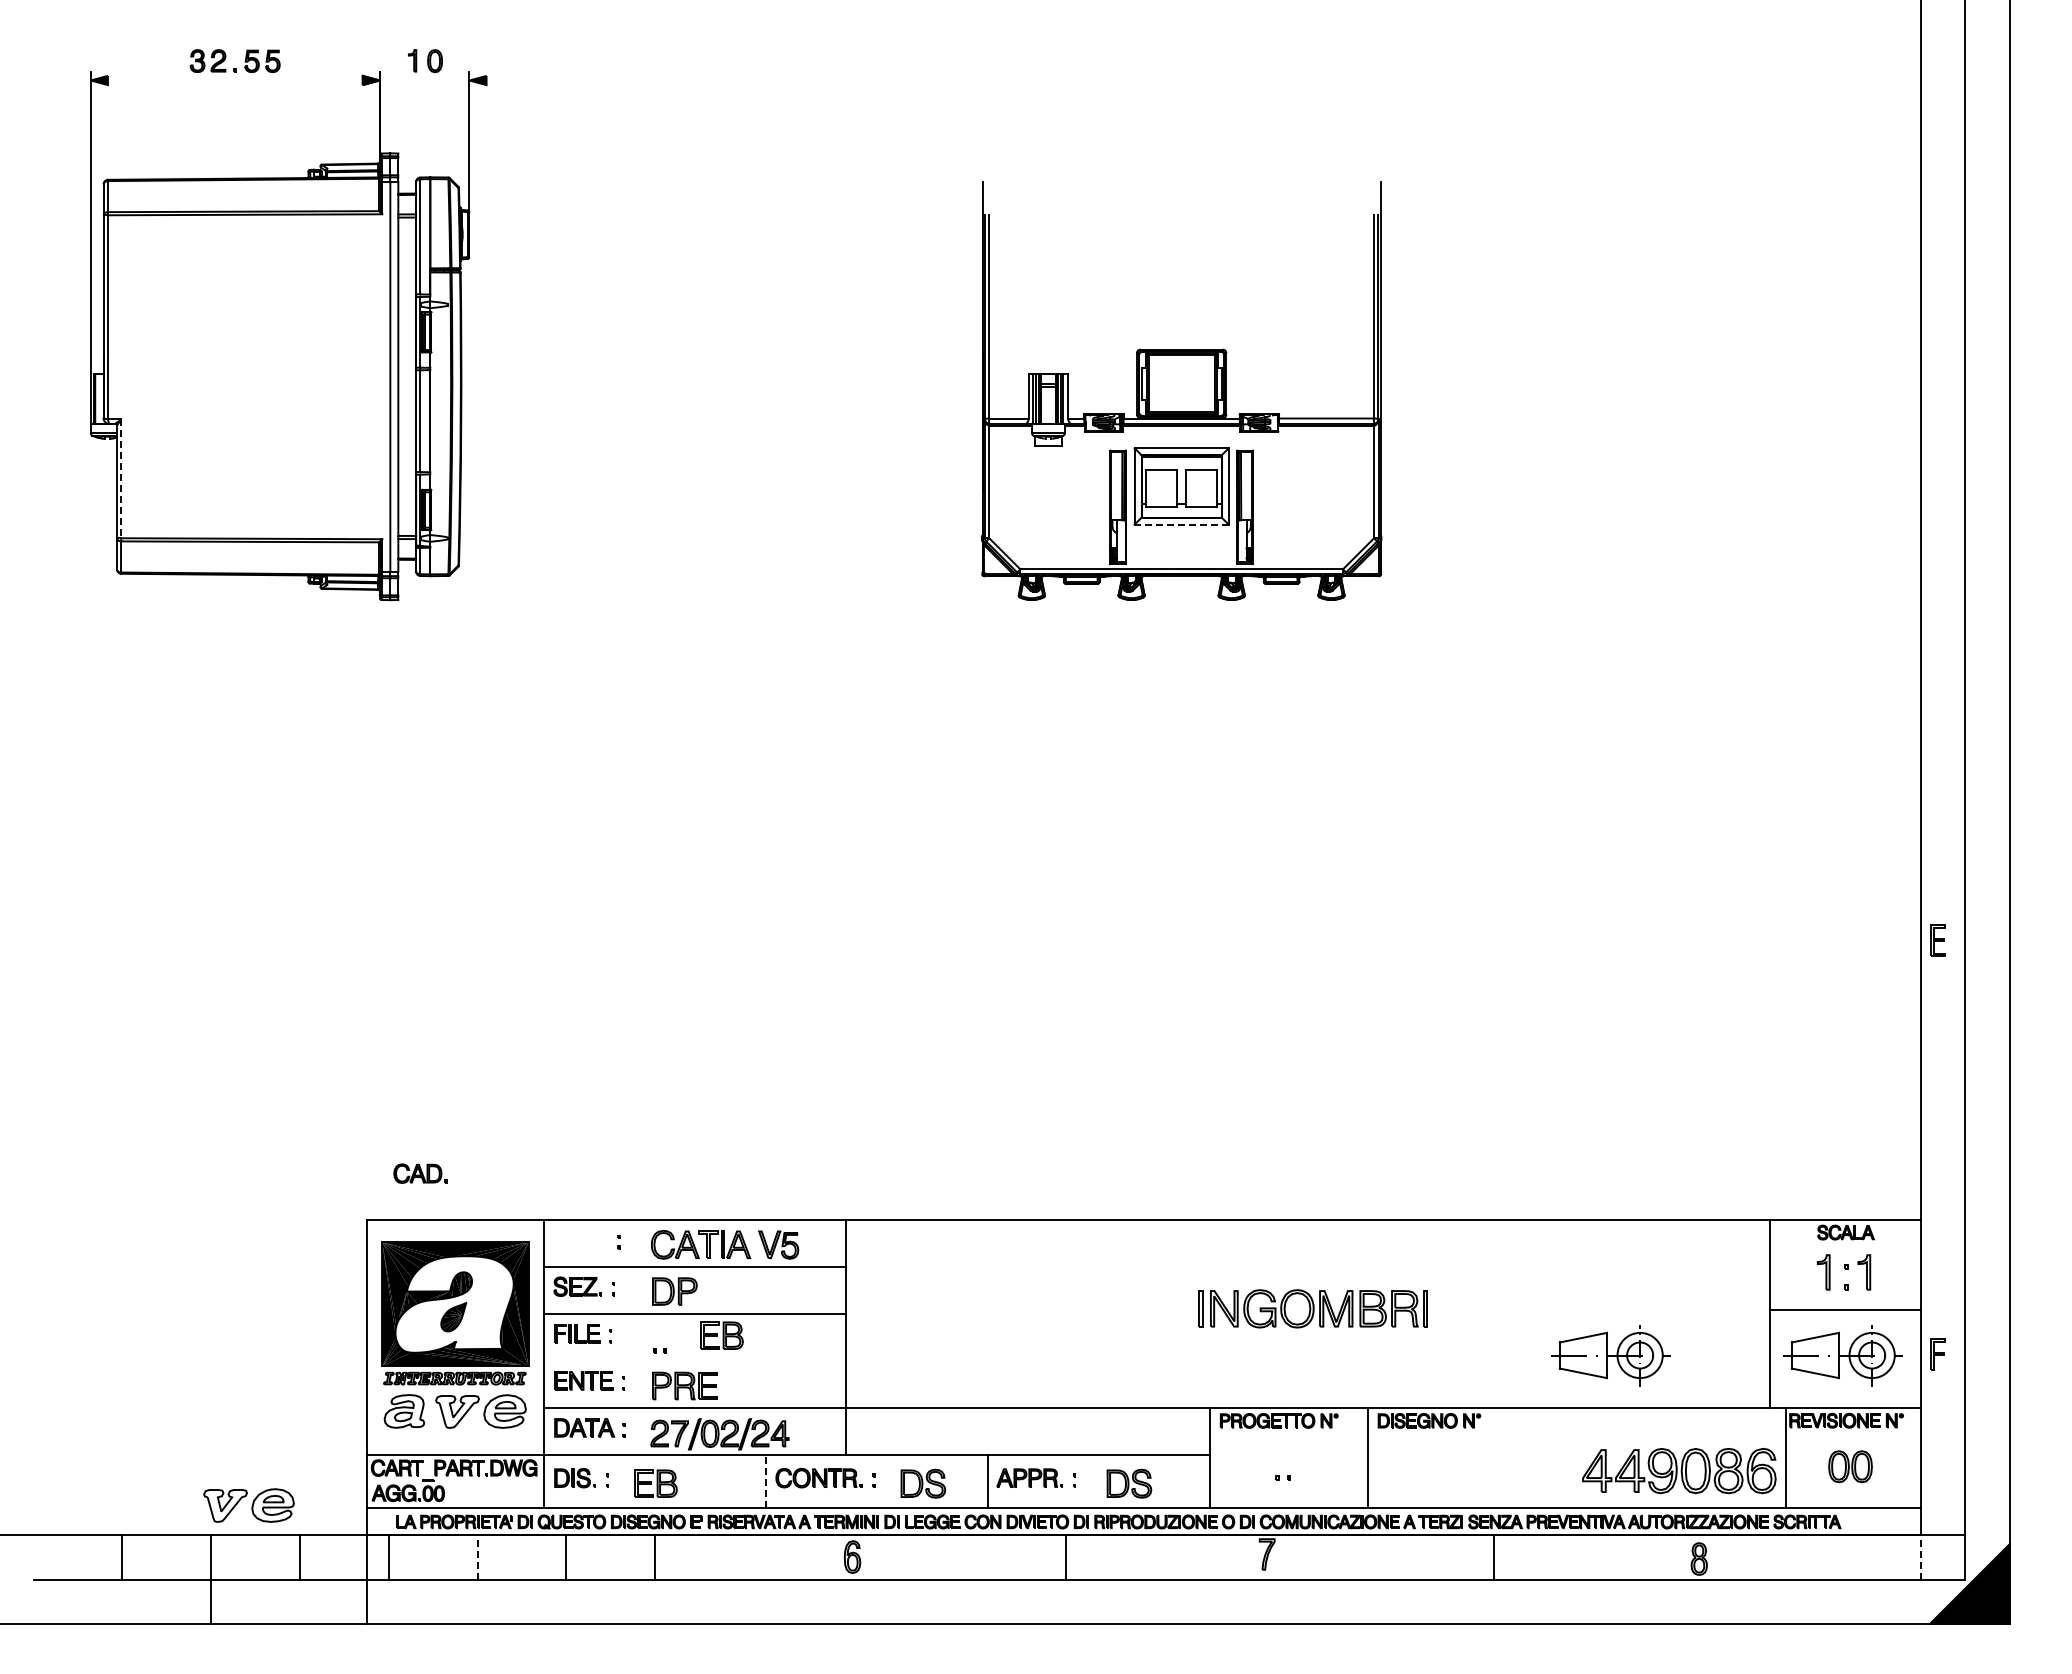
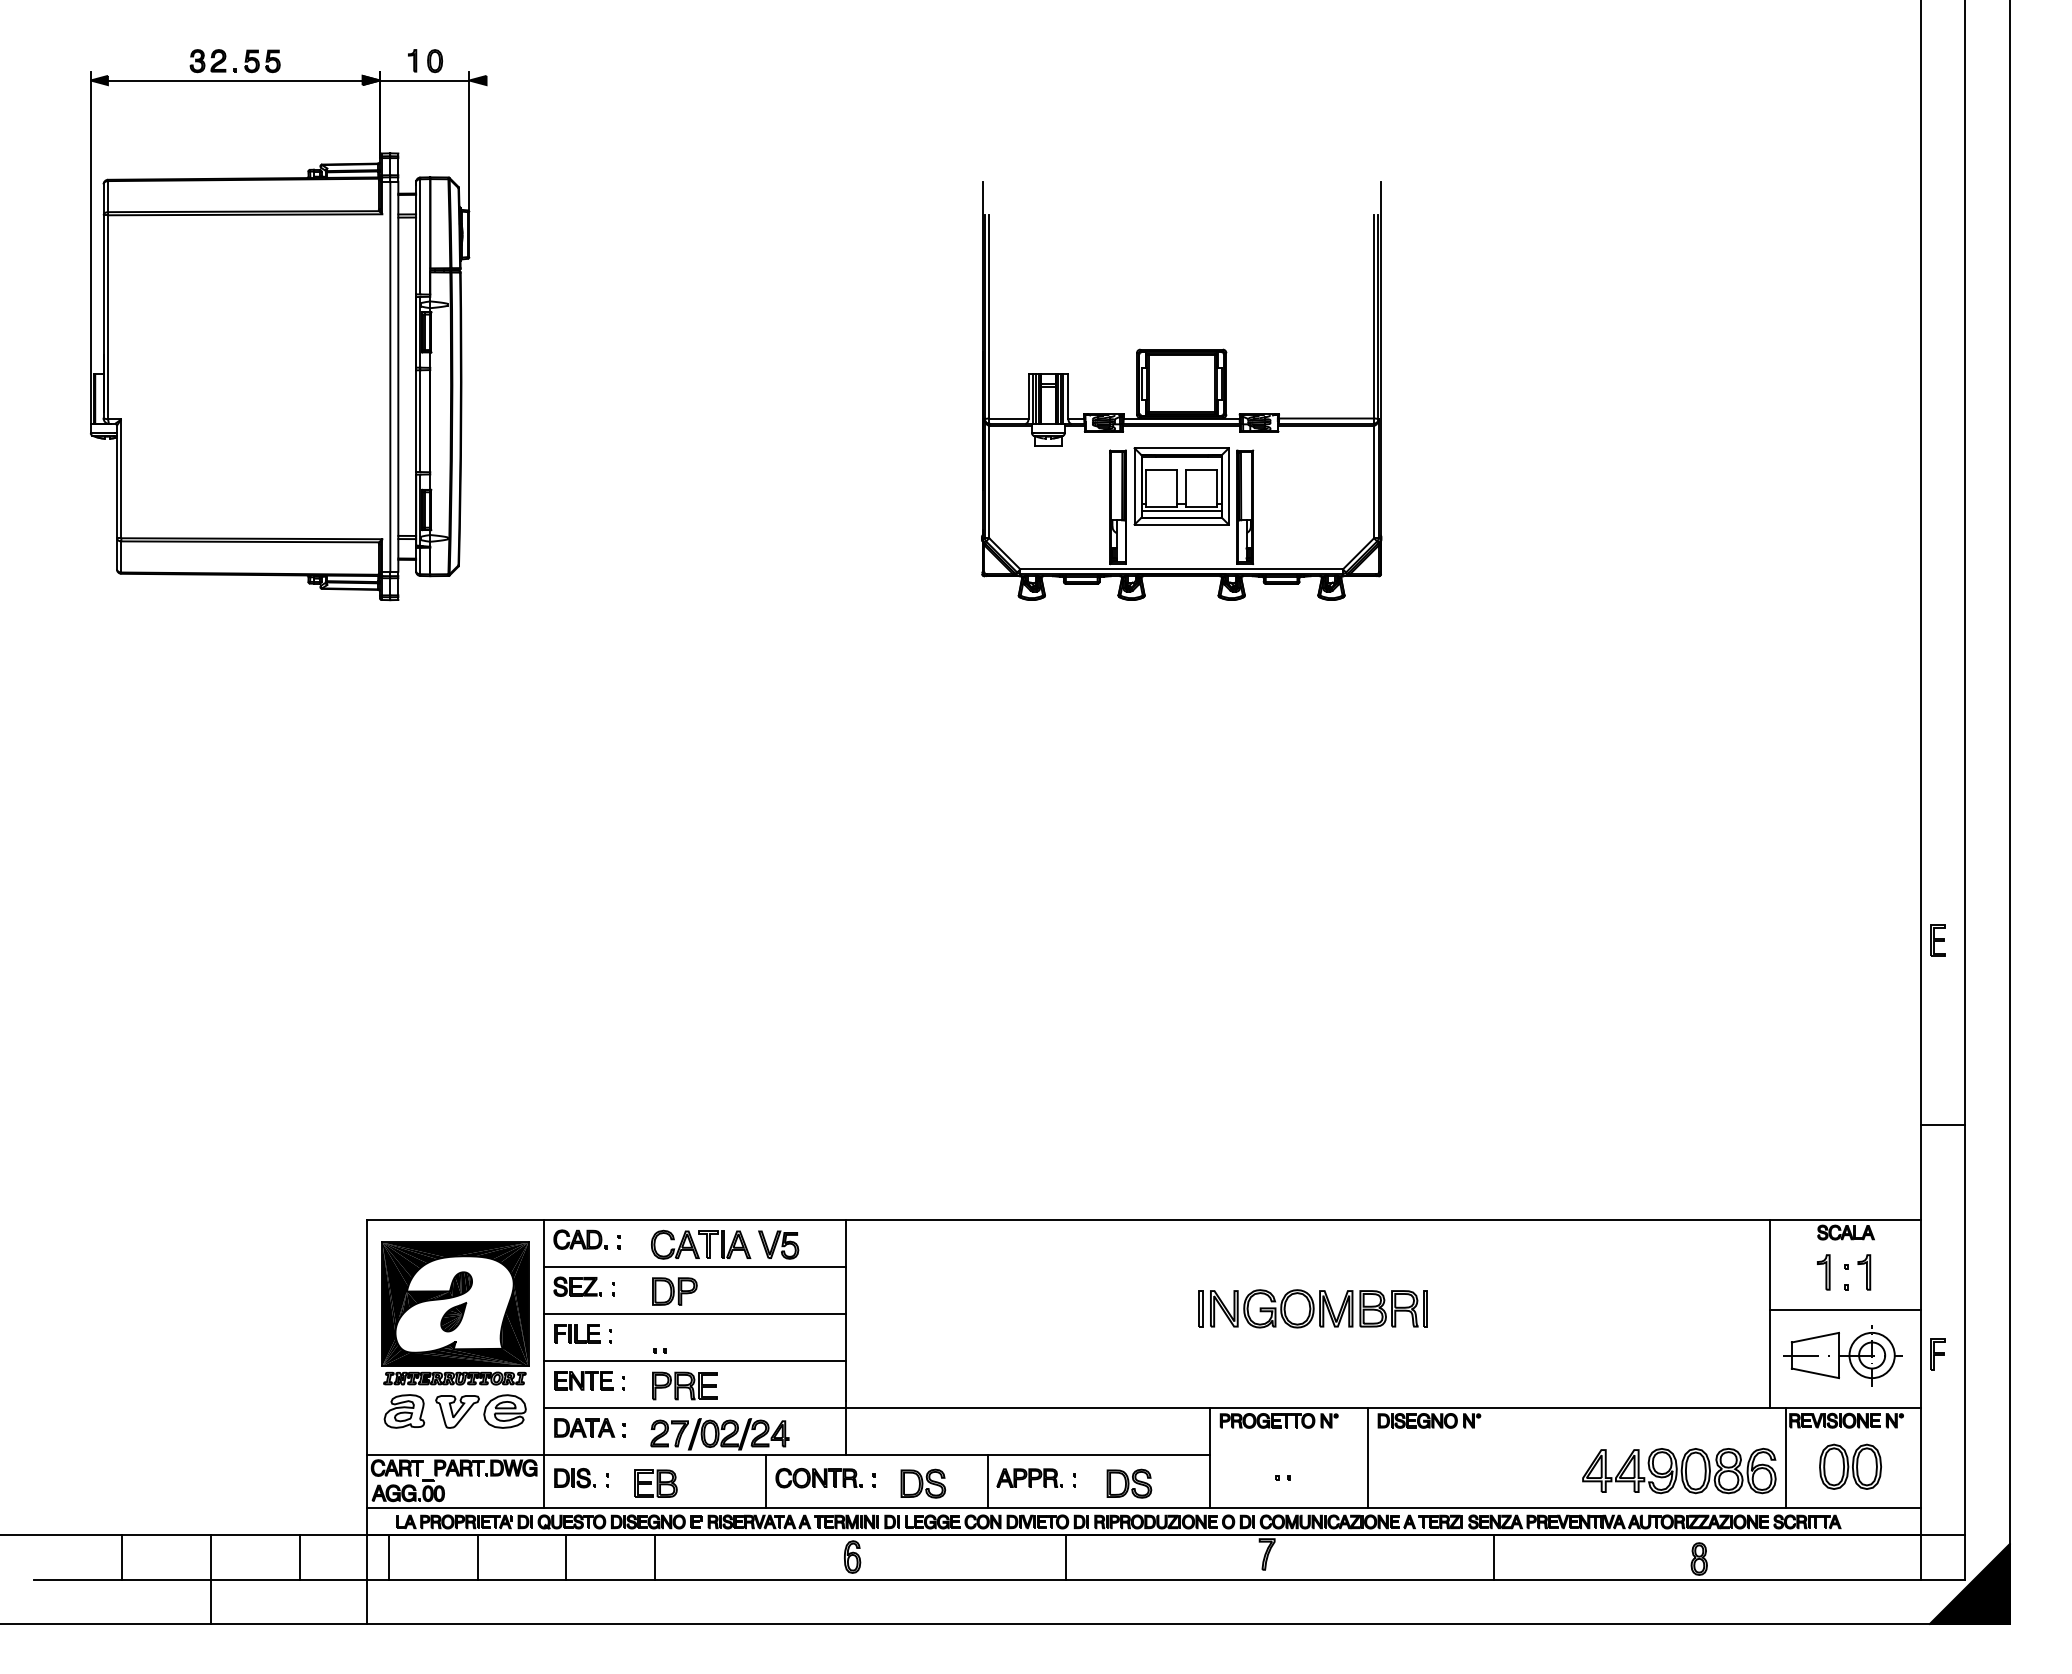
line: none -> present (234, 80)
line: none -> present (424, 80)
line: dashed -> solid (121, 479)
line: none -> present (1181, 510)
line: dashed -> solid (1181, 524)
line: none -> present (1943, 1125)
part position: (420, 1173) -> (580, 1239) (580, 1239)
part: present -> none (721, 1335)
part: present -> none (1610, 1355)
line: none -> present (695, 1361)
part size: 45x34 px -> 63x47 px (1850, 1466)
line: dashed -> solid (766, 1481)
part: present -> none (248, 1505)
line: dashed -> solid (477, 1556)
line: dashed -> solid (1921, 1556)
